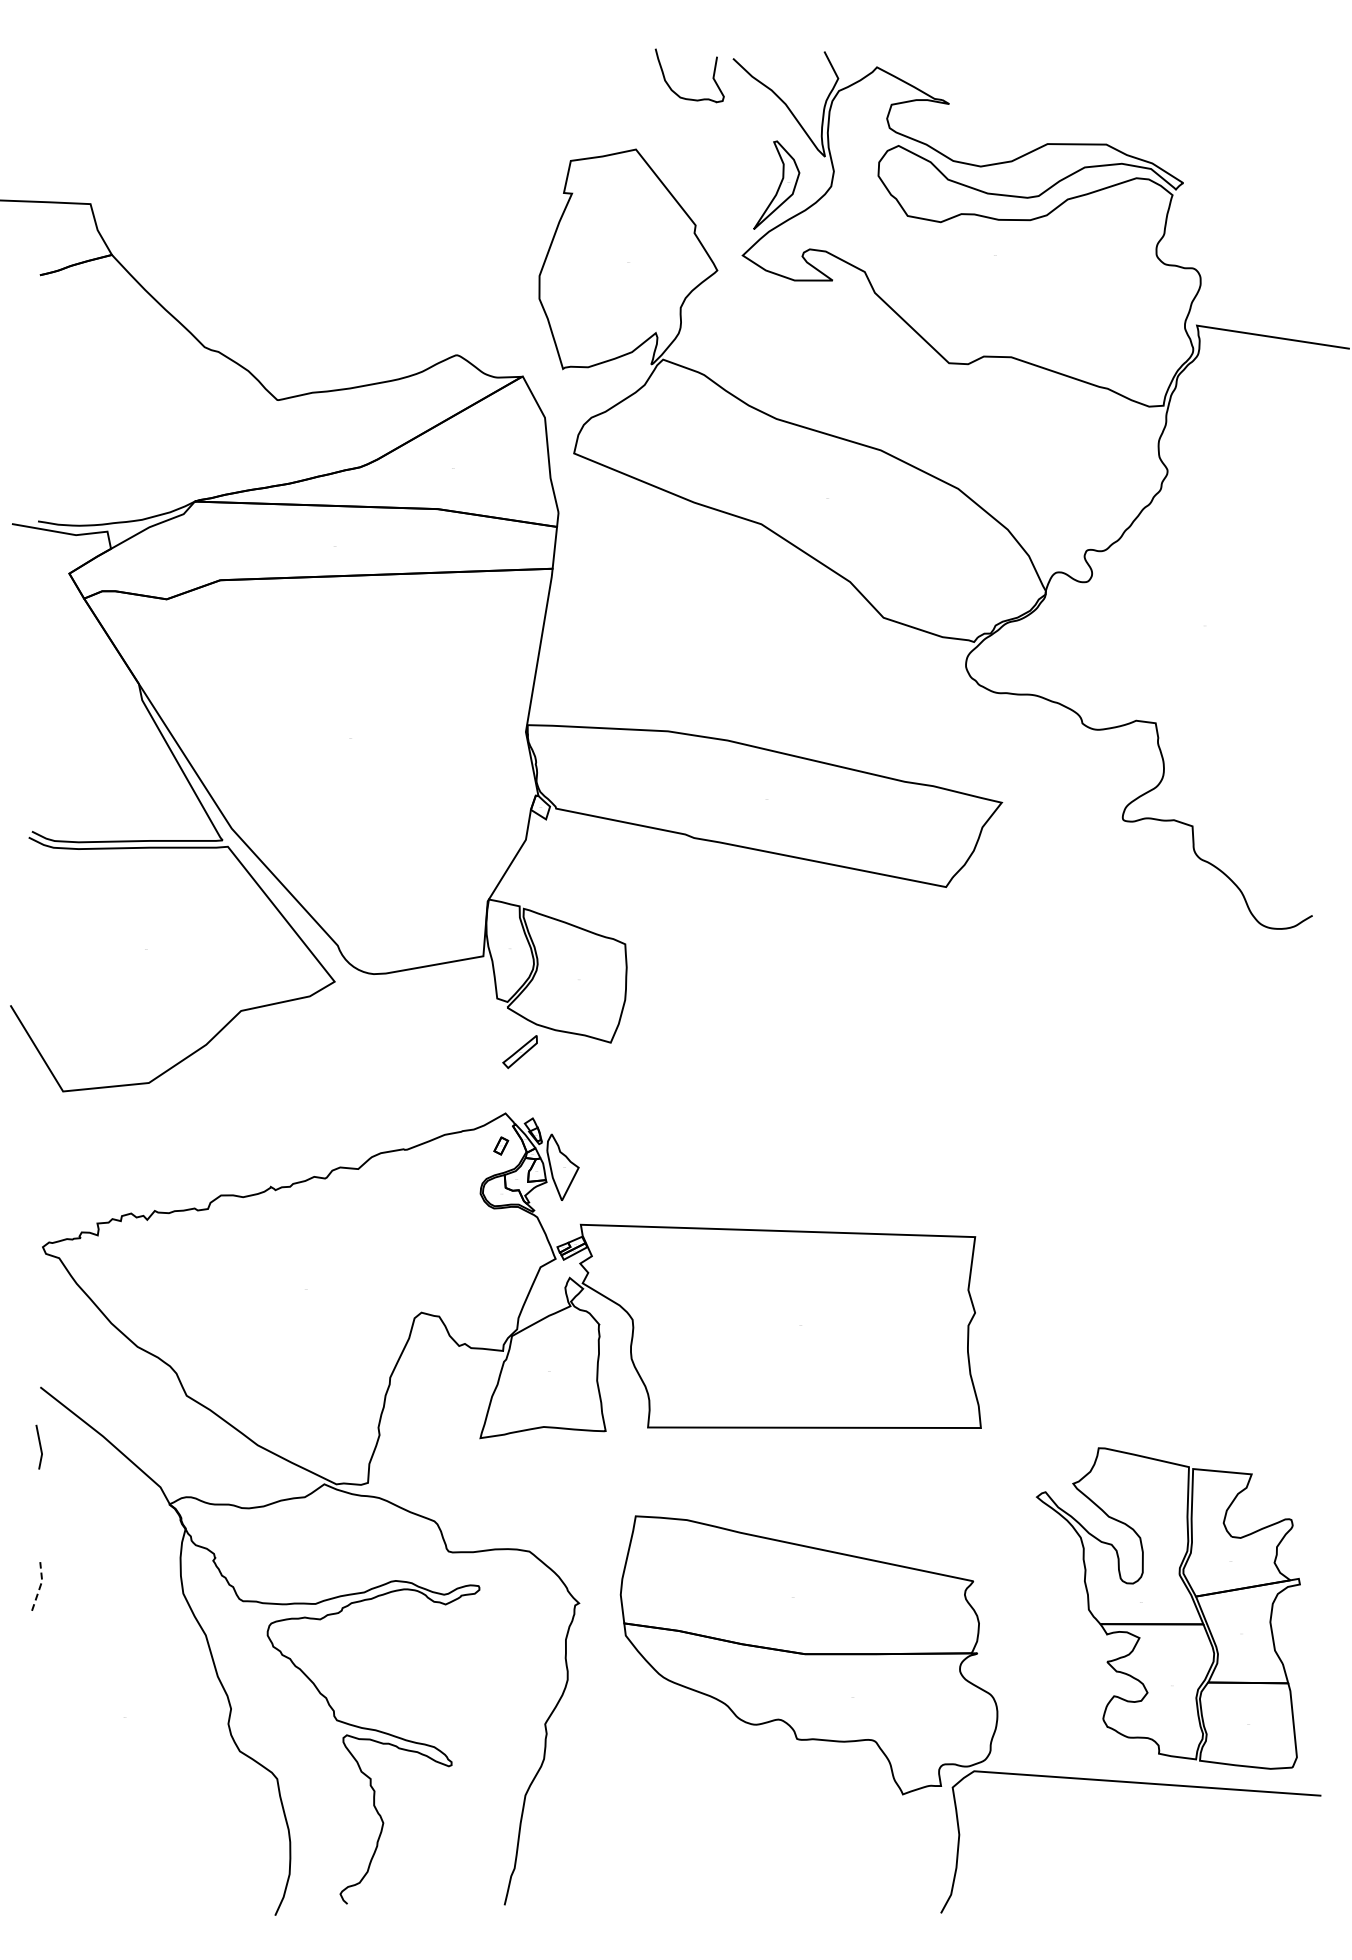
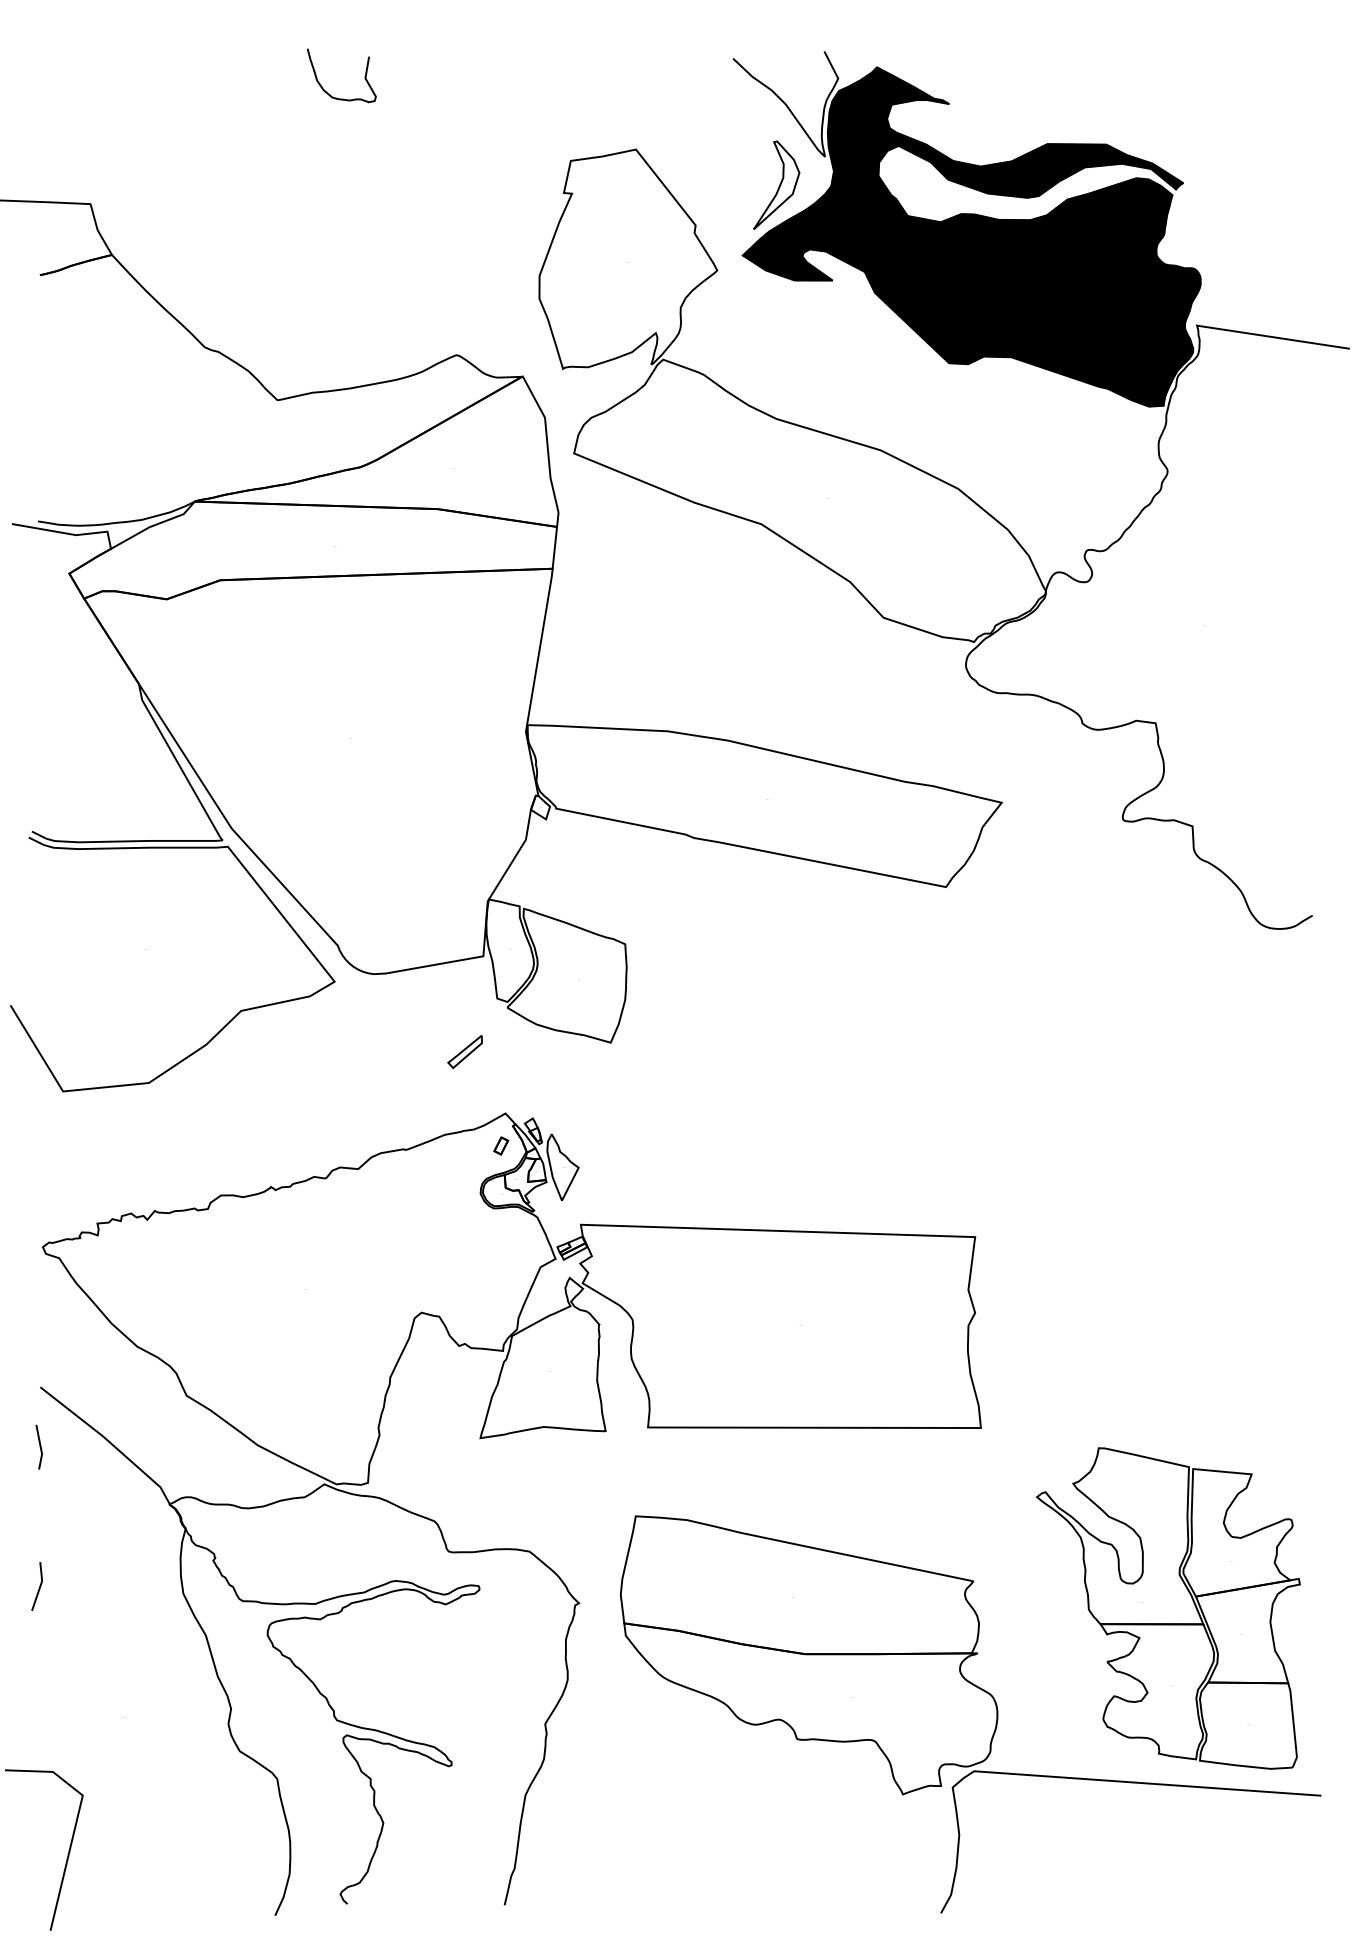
curve position: (677, 93) -> (329, 93) (329, 93)
hatch: none -> present (971, 236)
part position: (519, 1052) -> (464, 1052) (464, 1052)
line: dashed -> solid (40, 1585)
line: none -> present (67, 1854)
